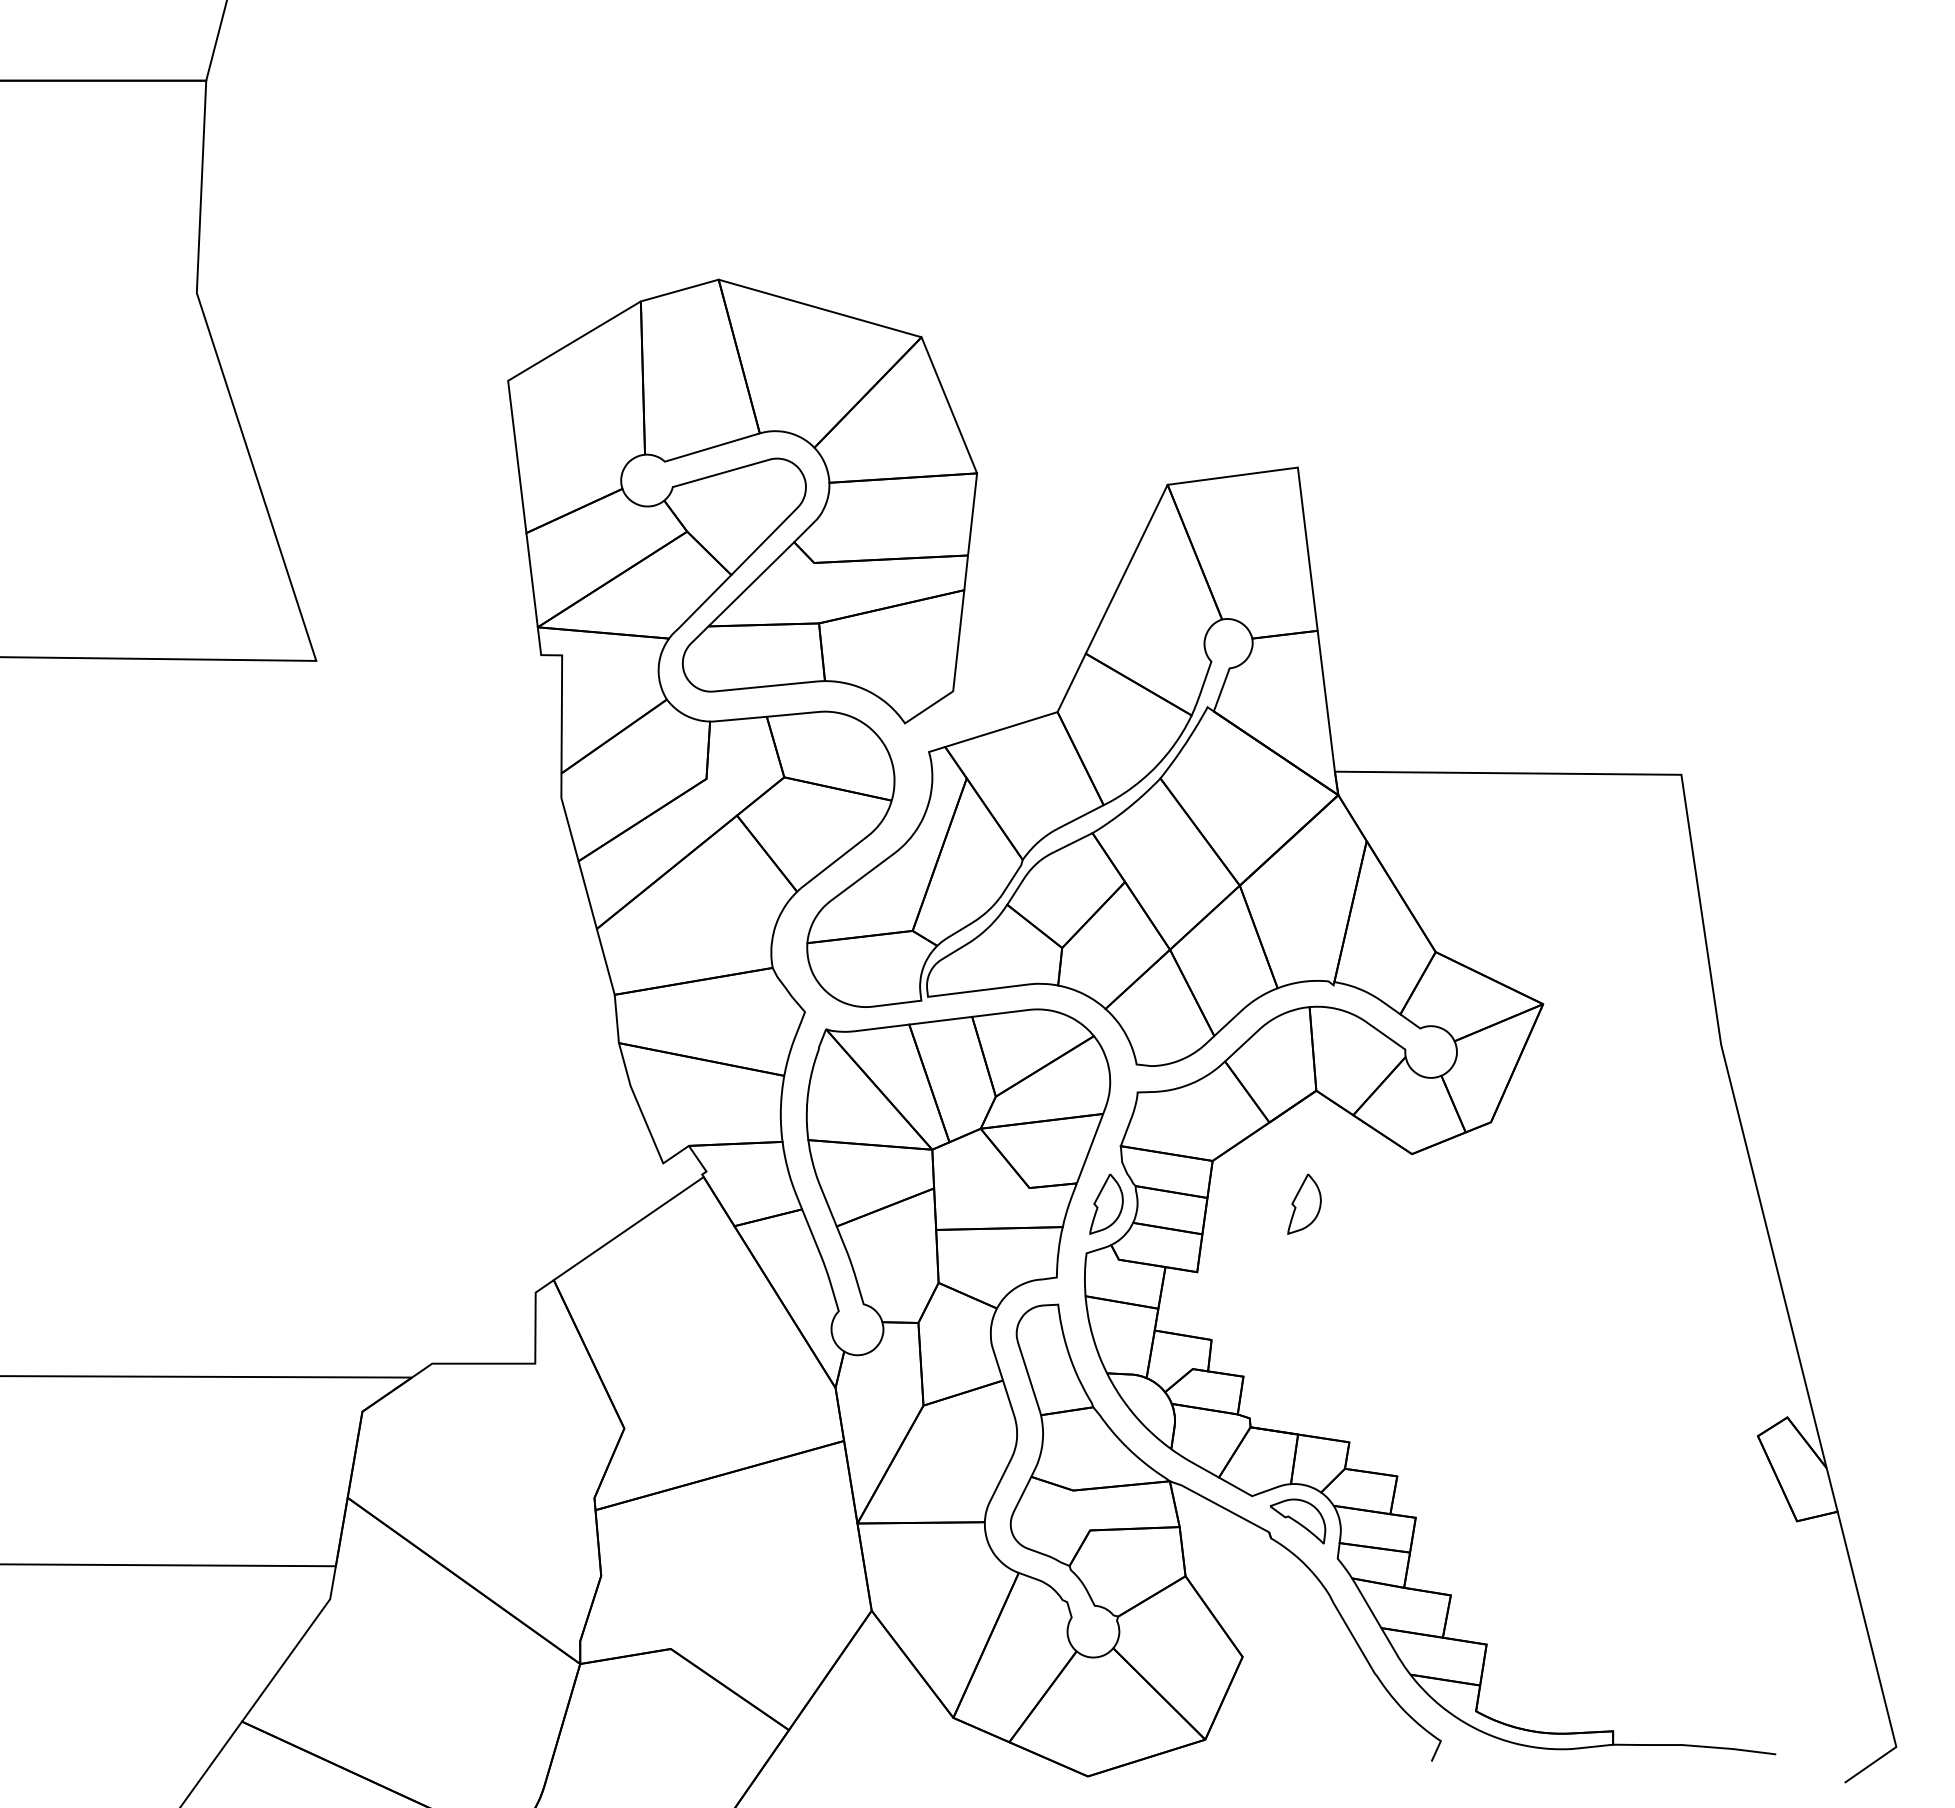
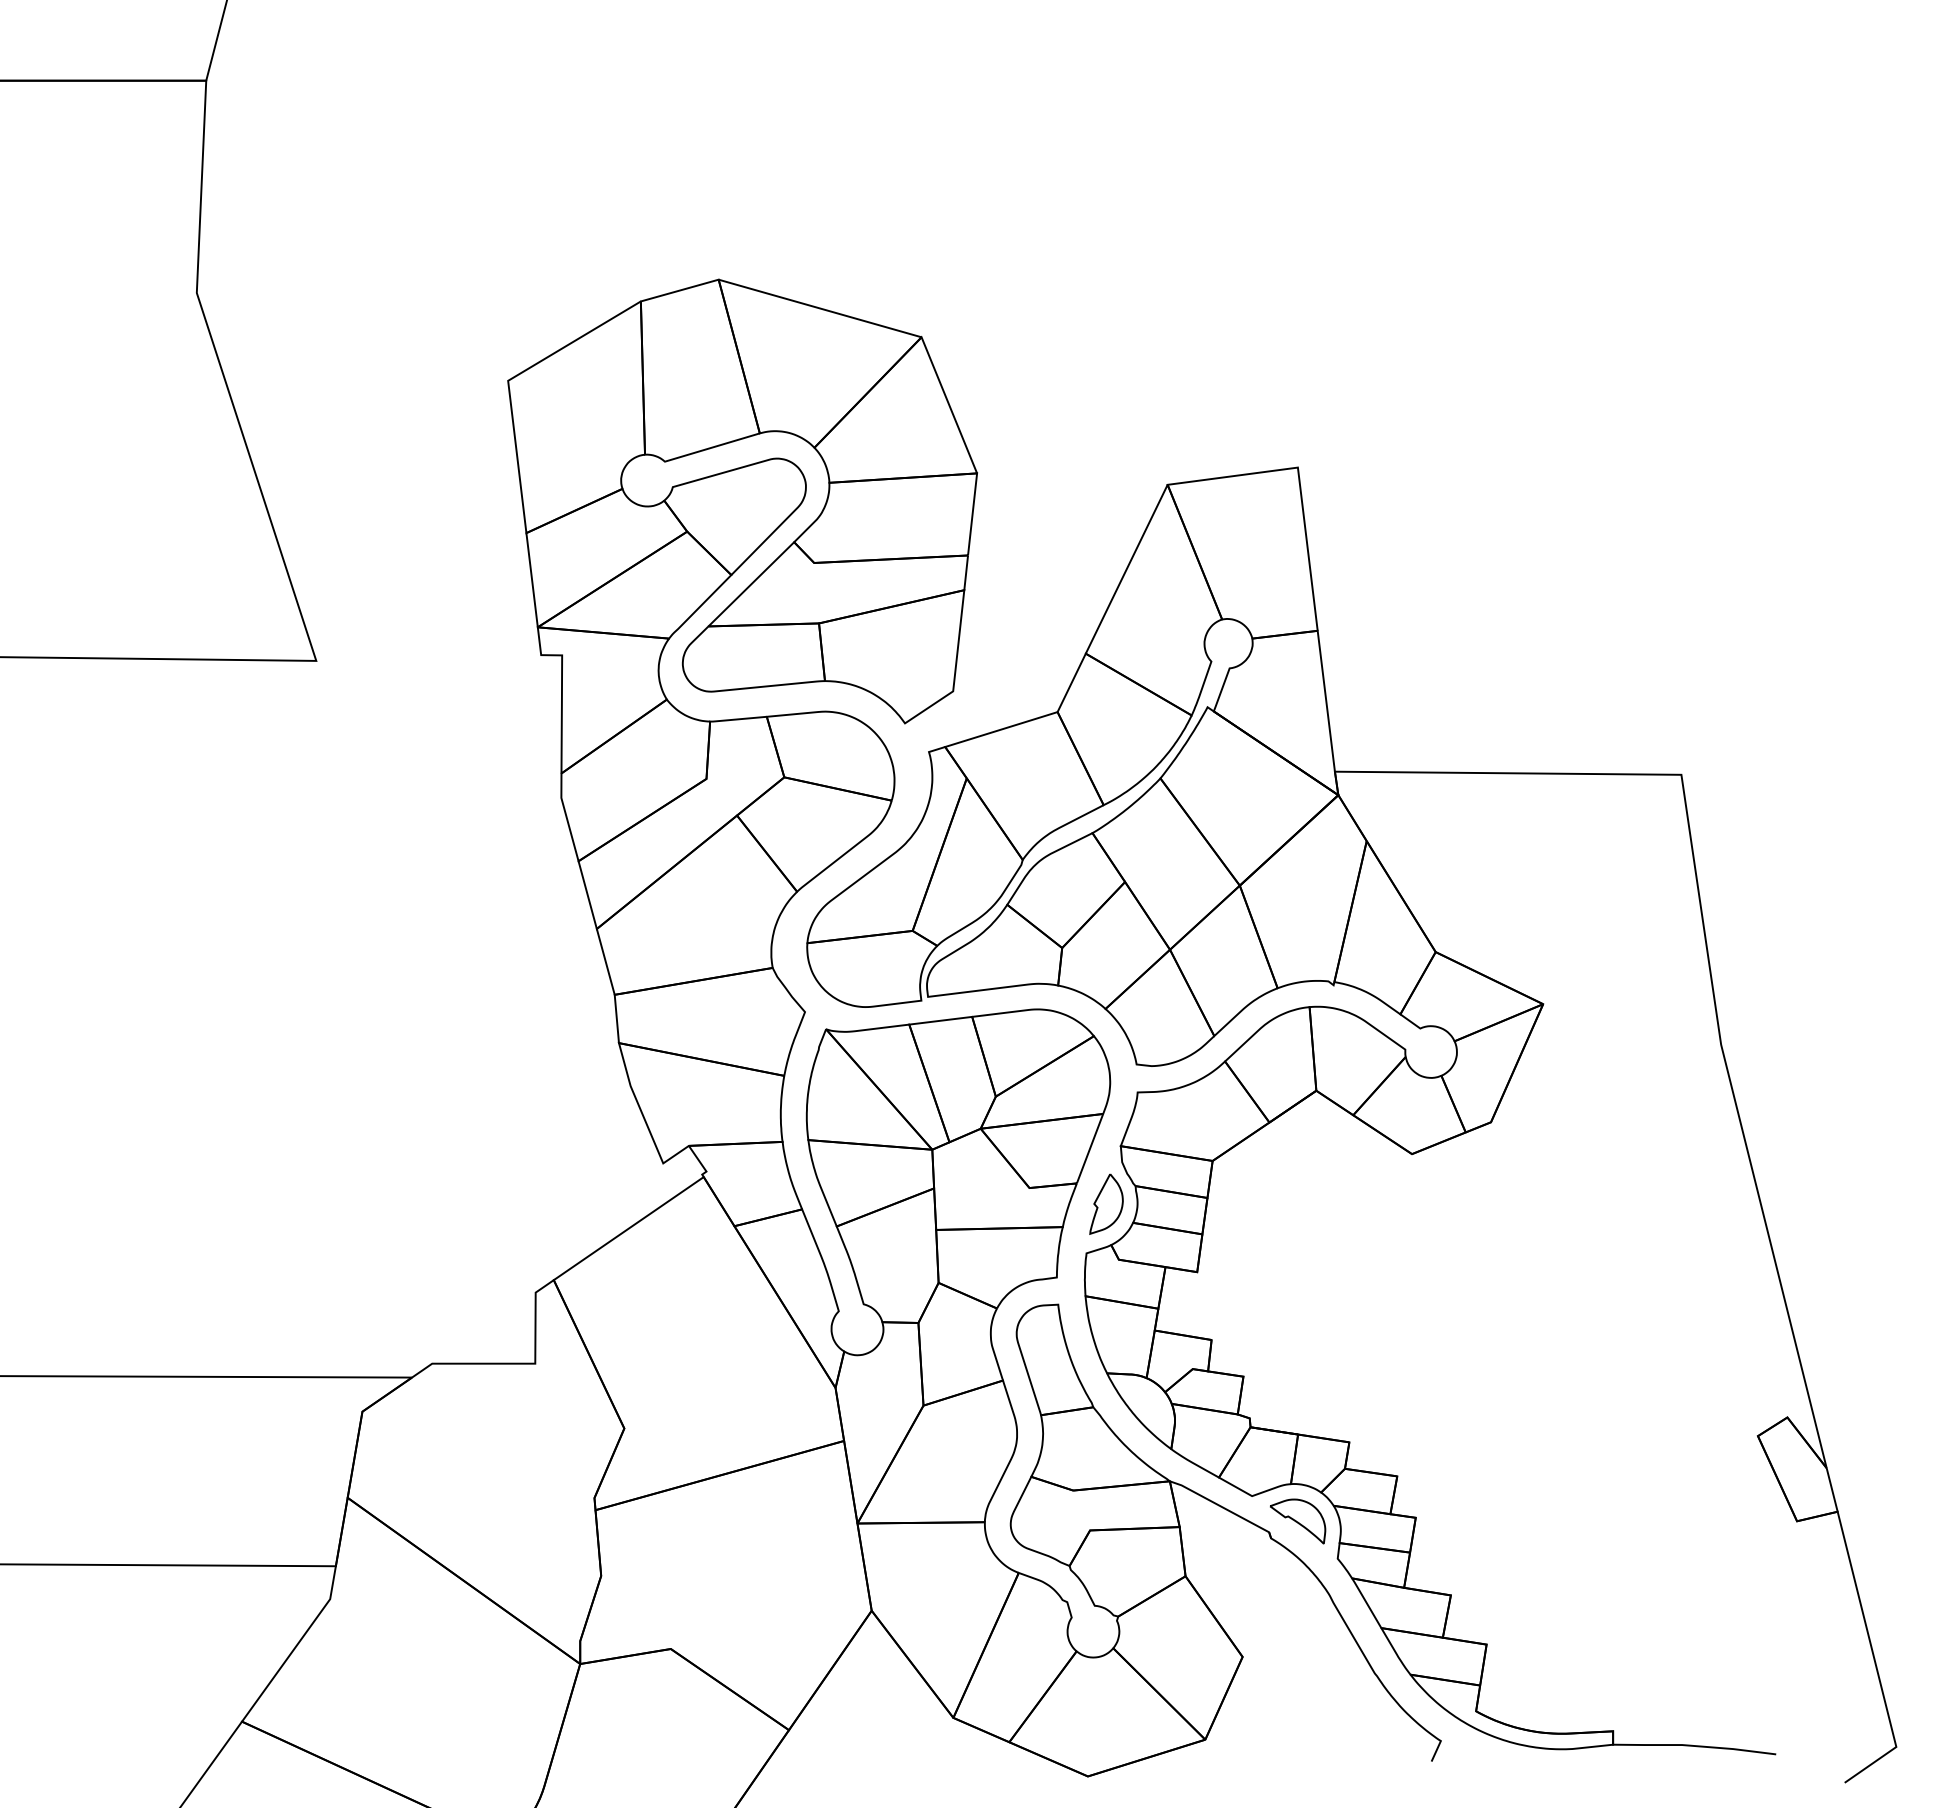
part: present -> none (1304, 1203)
